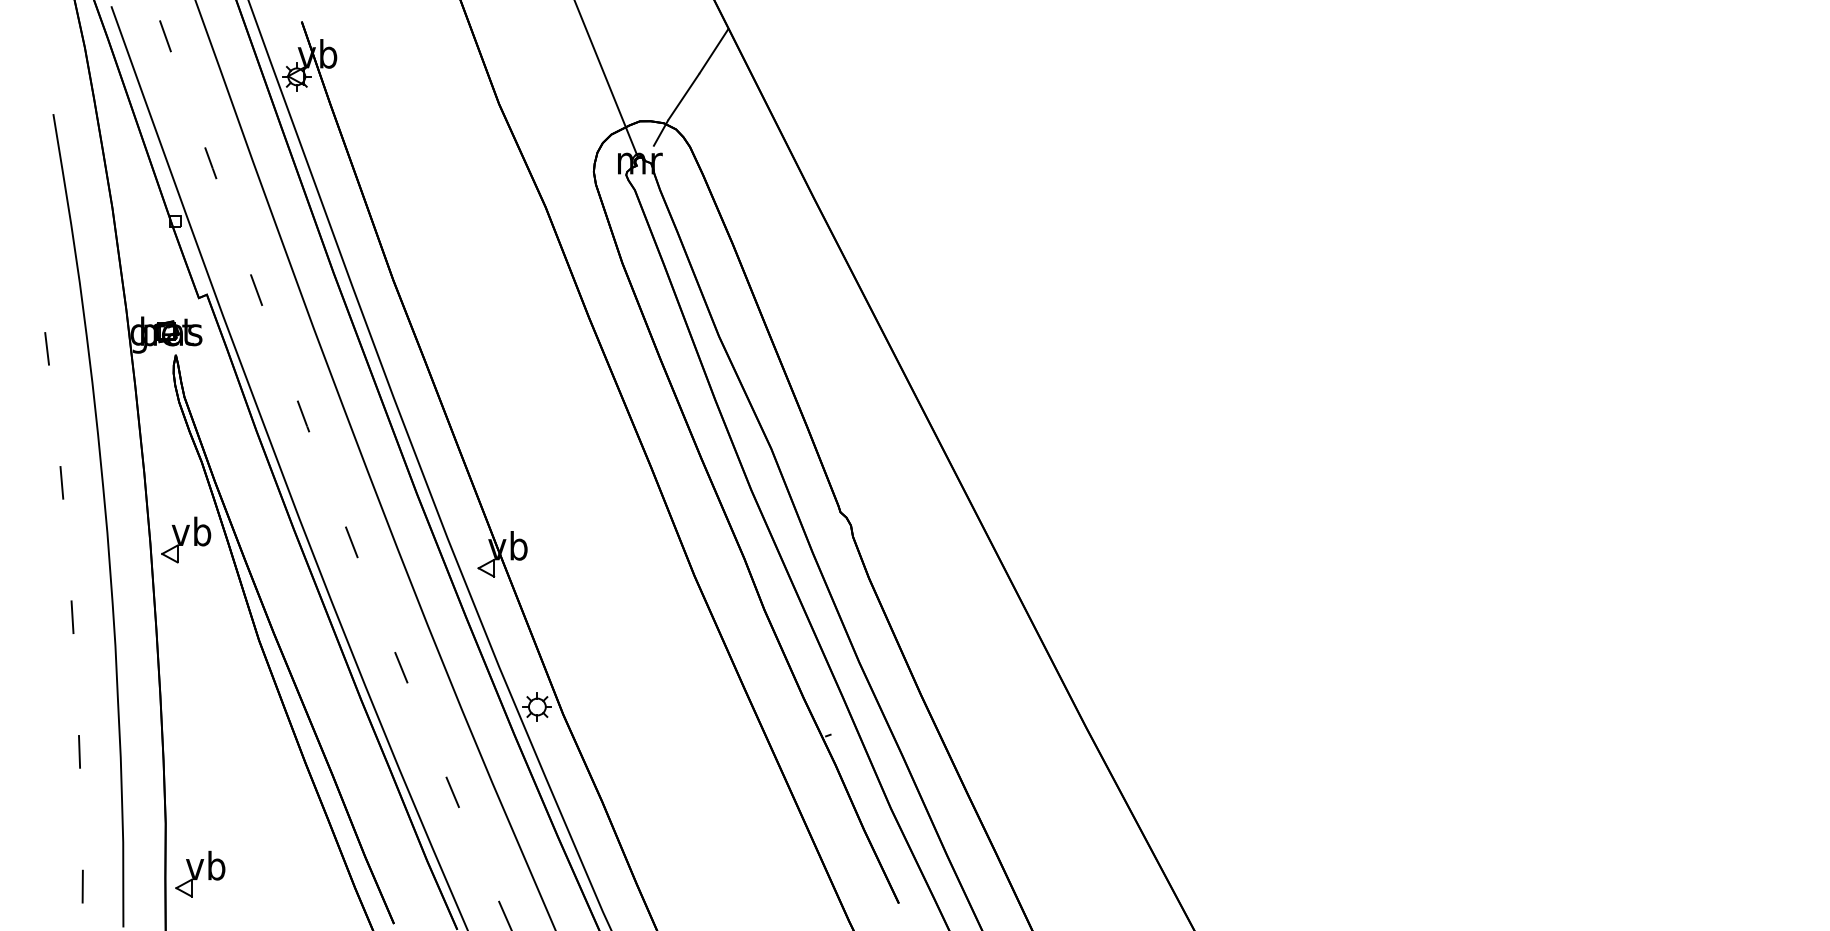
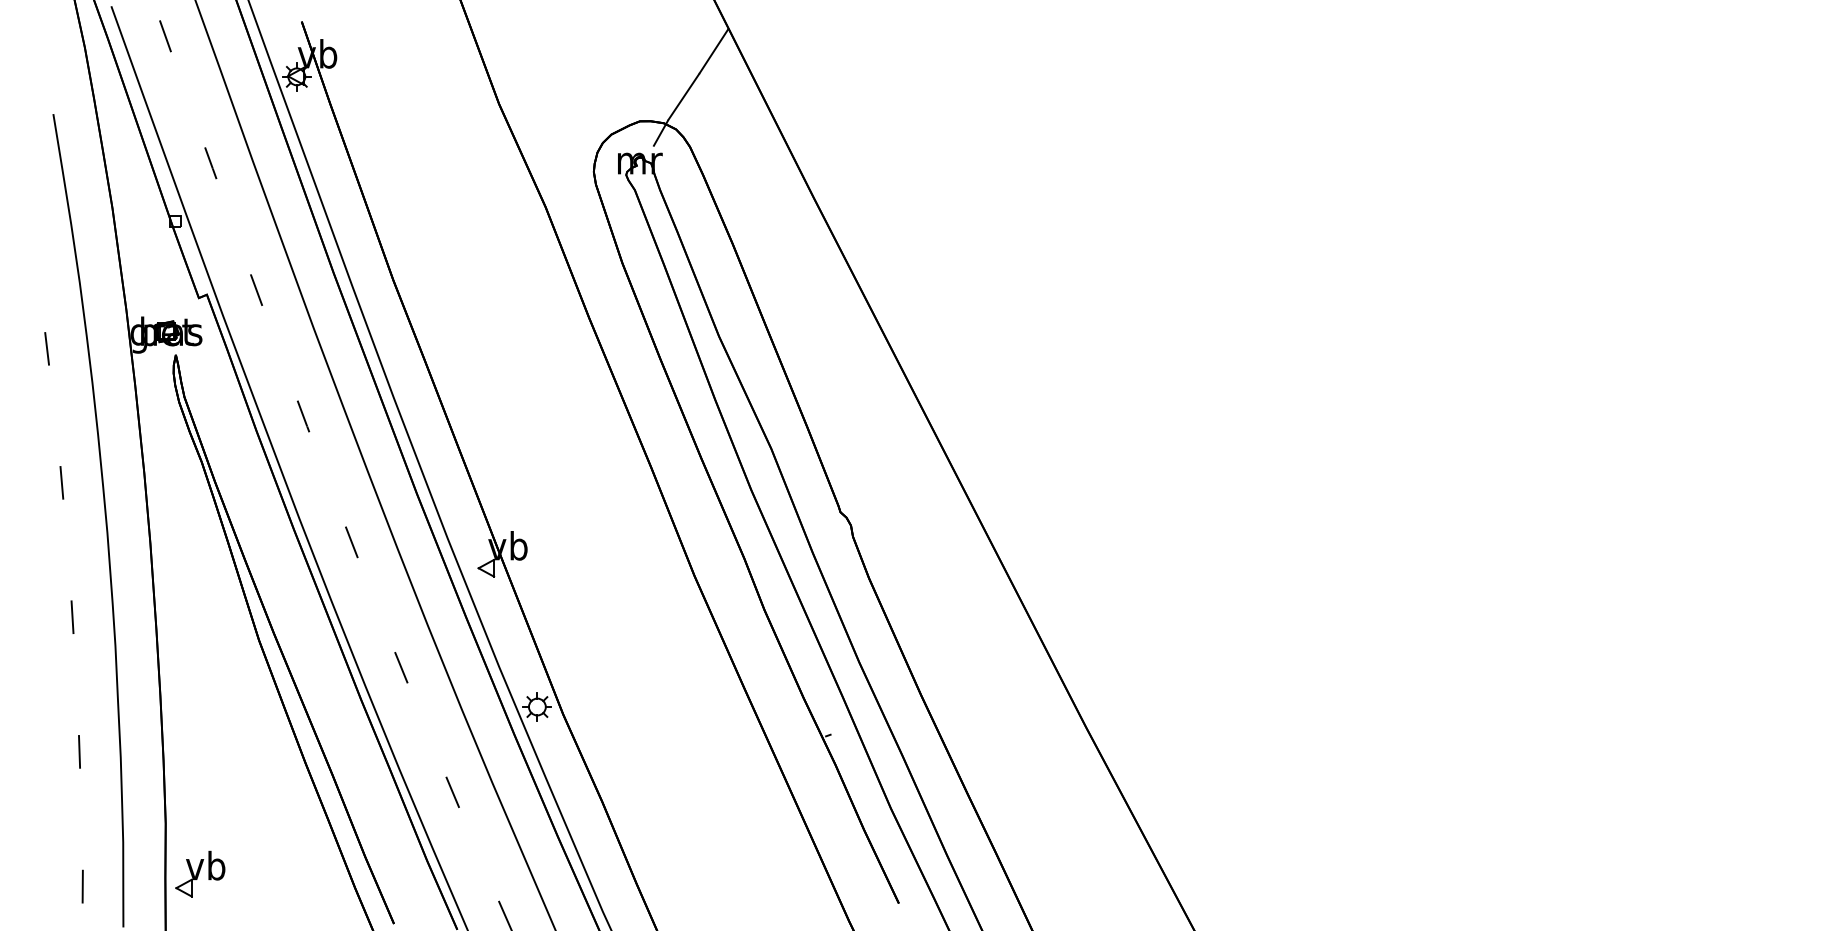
line: present -> none (606, 80)
part: present -> none (186, 539)
